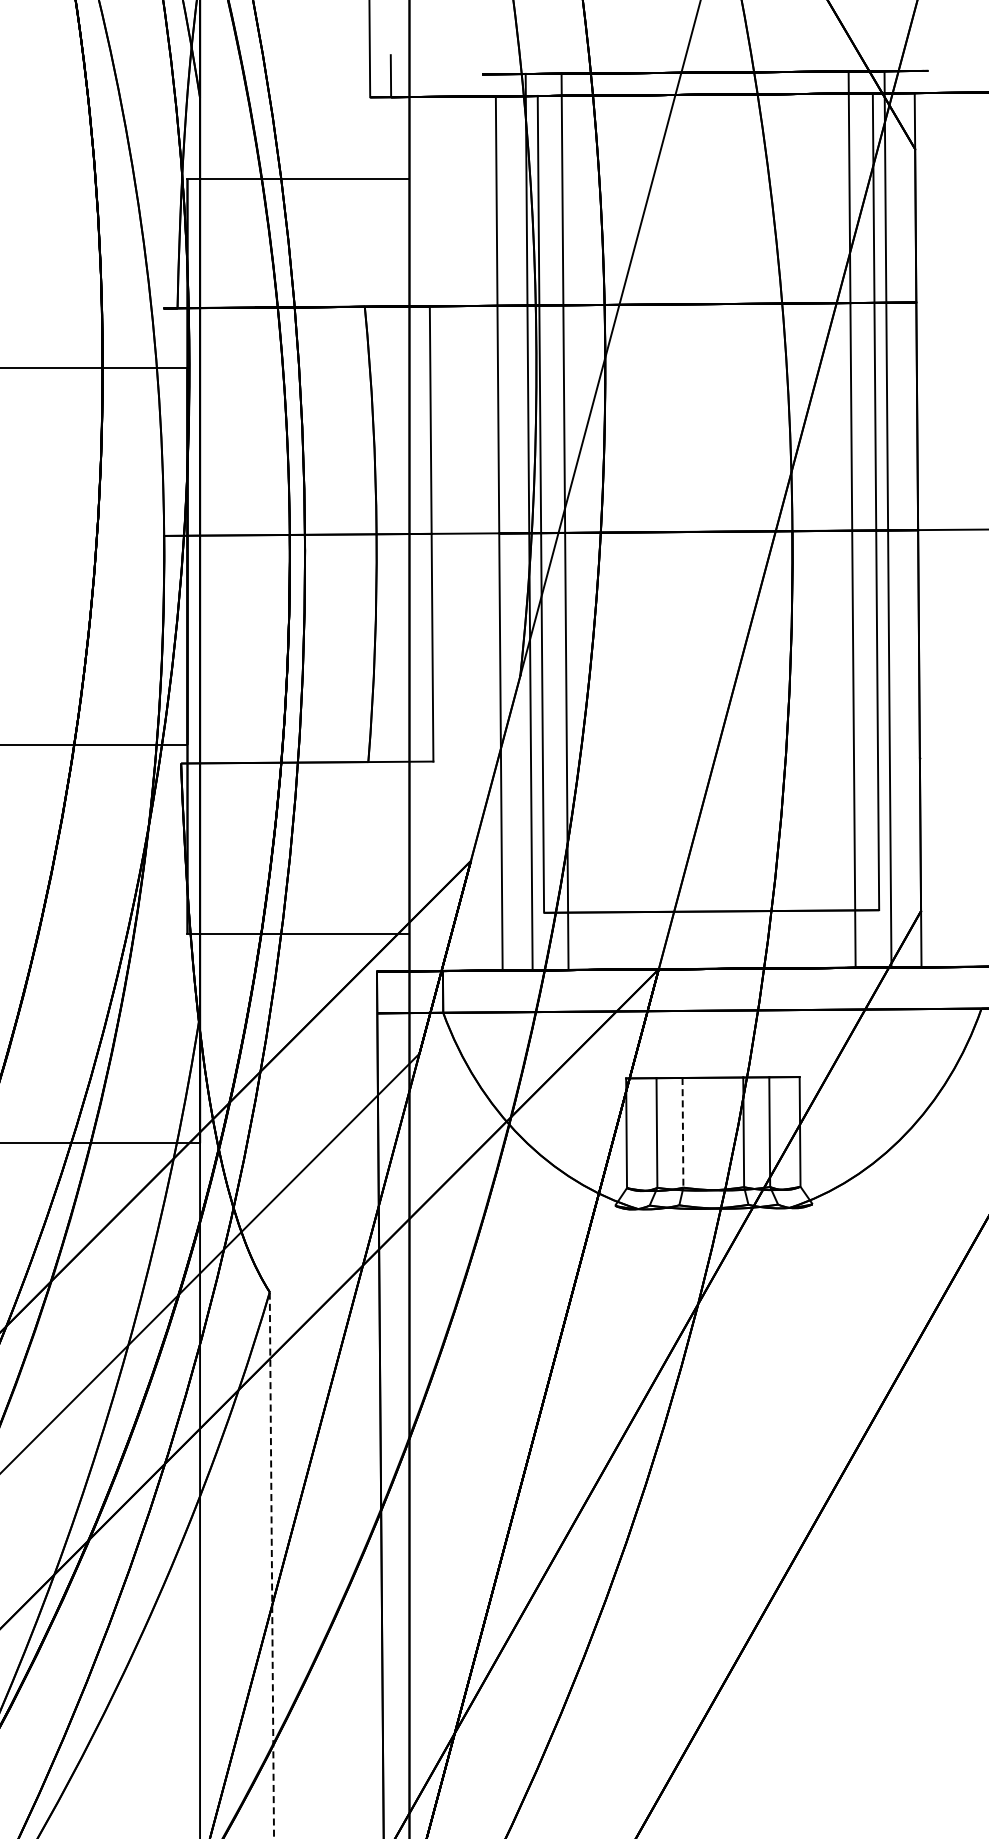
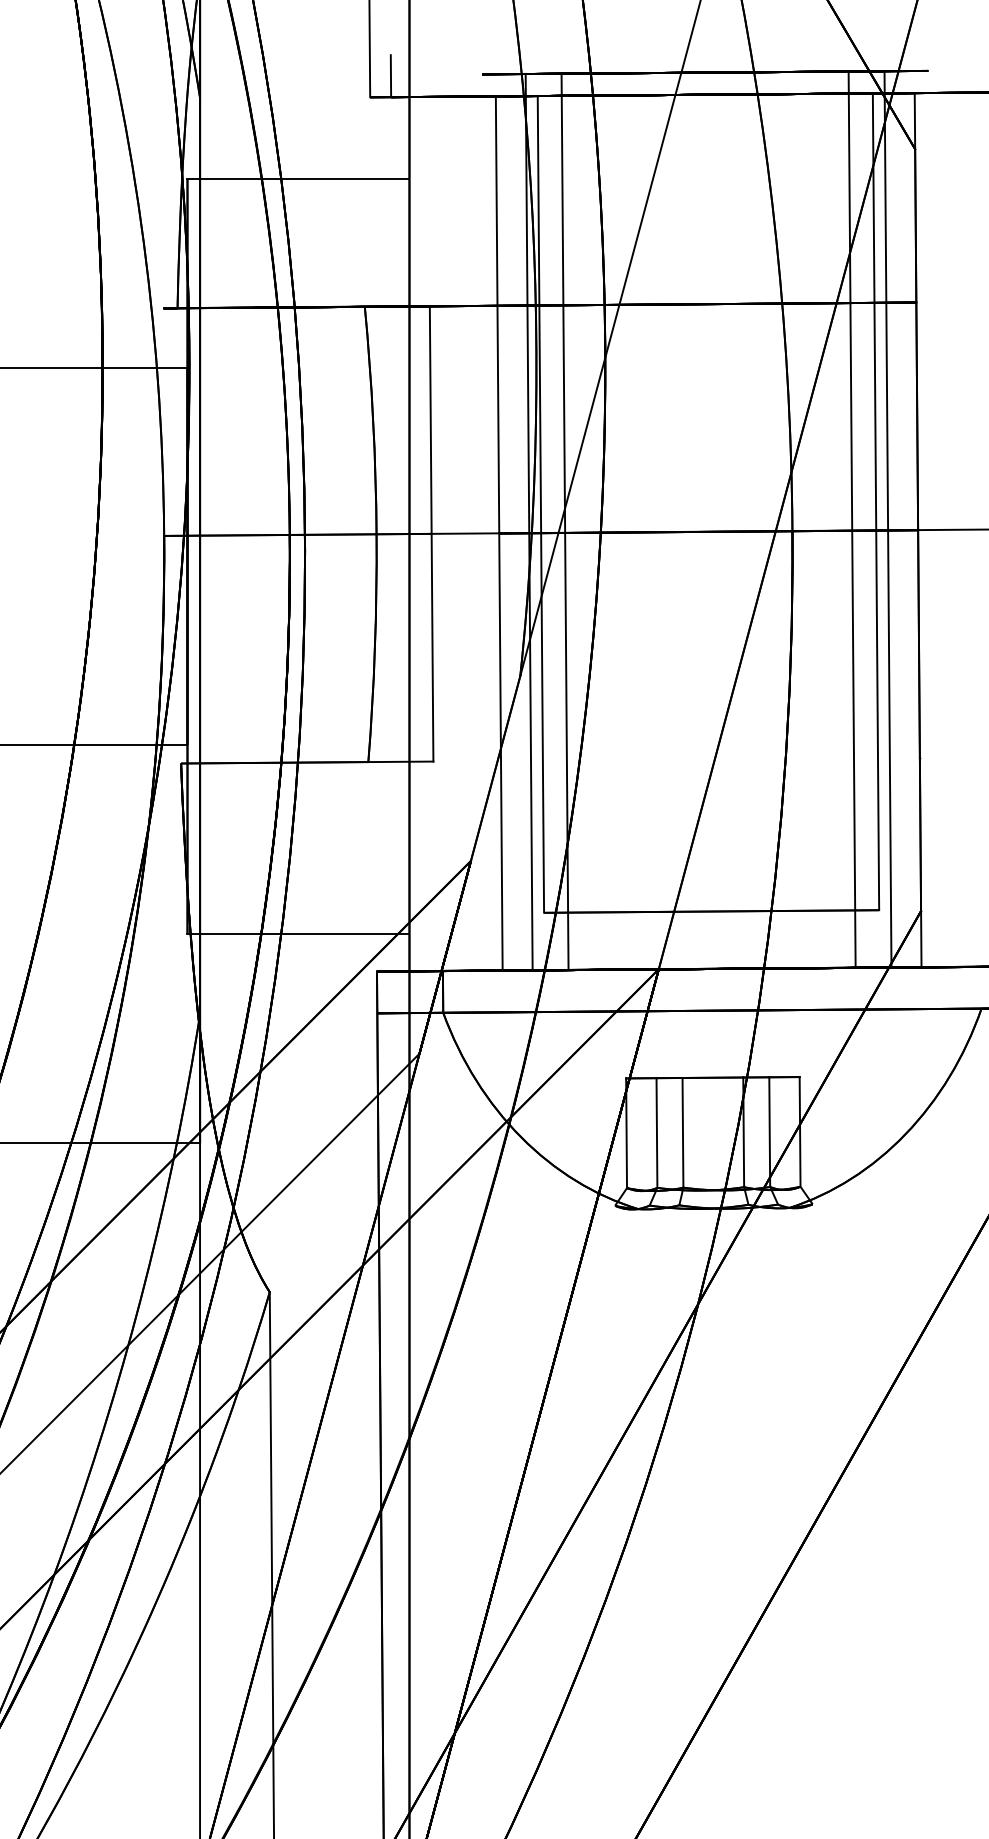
line: dashed -> solid (682, 1132)
line: dashed -> solid (271, 1564)
